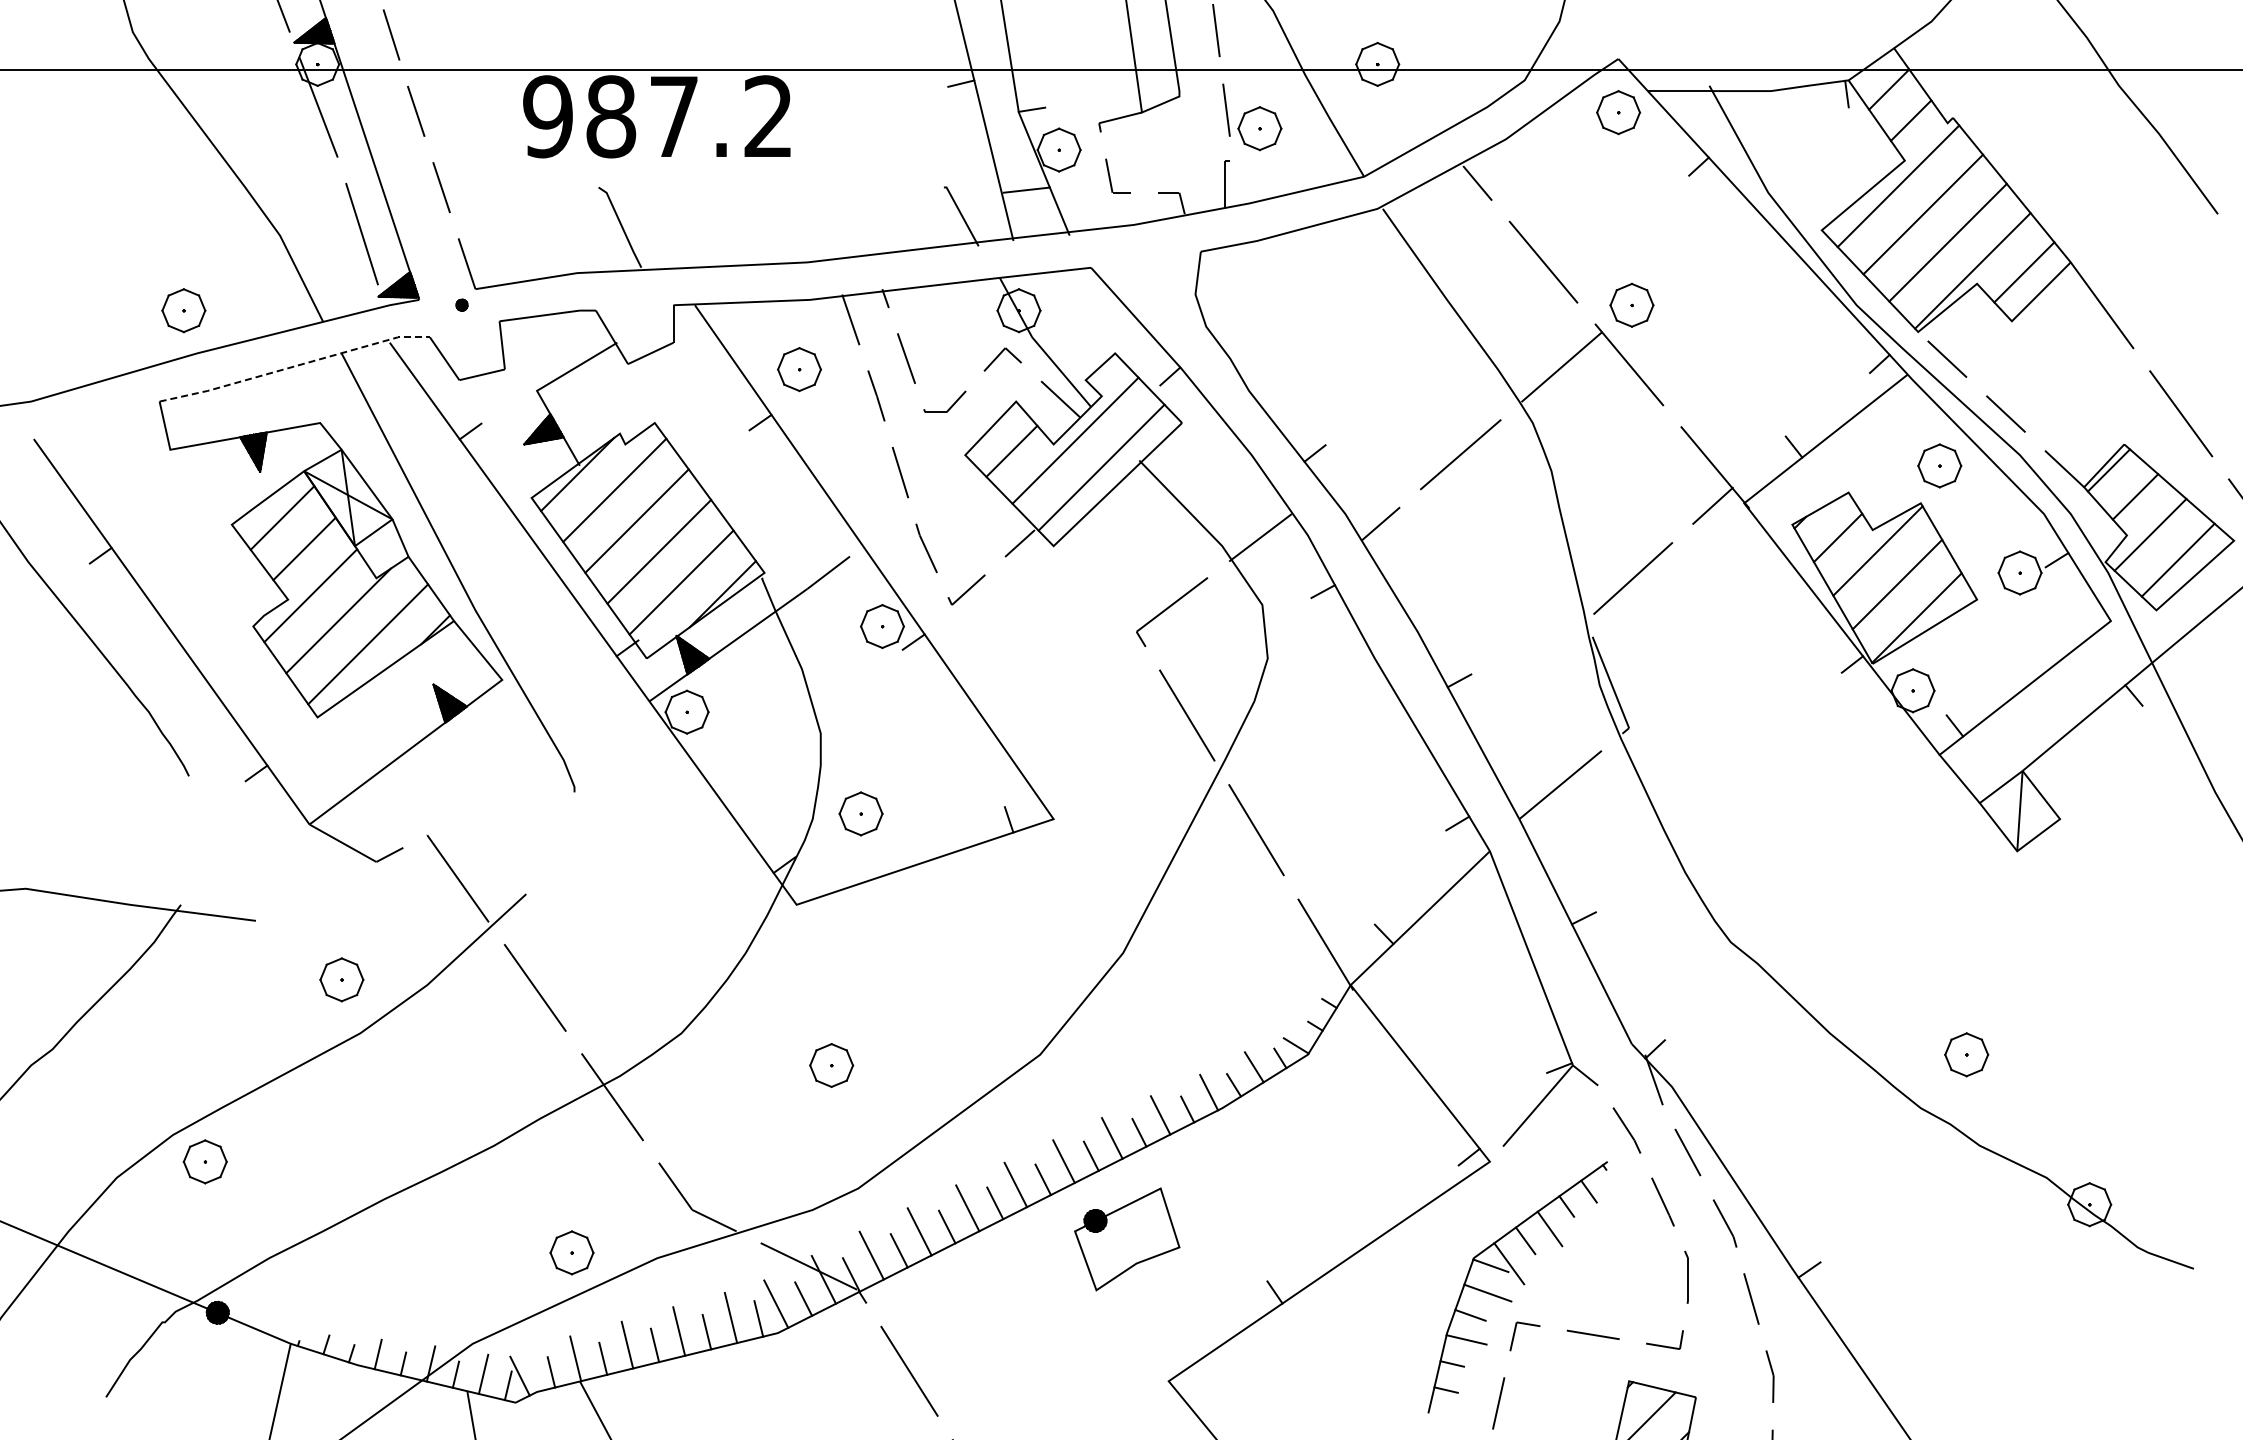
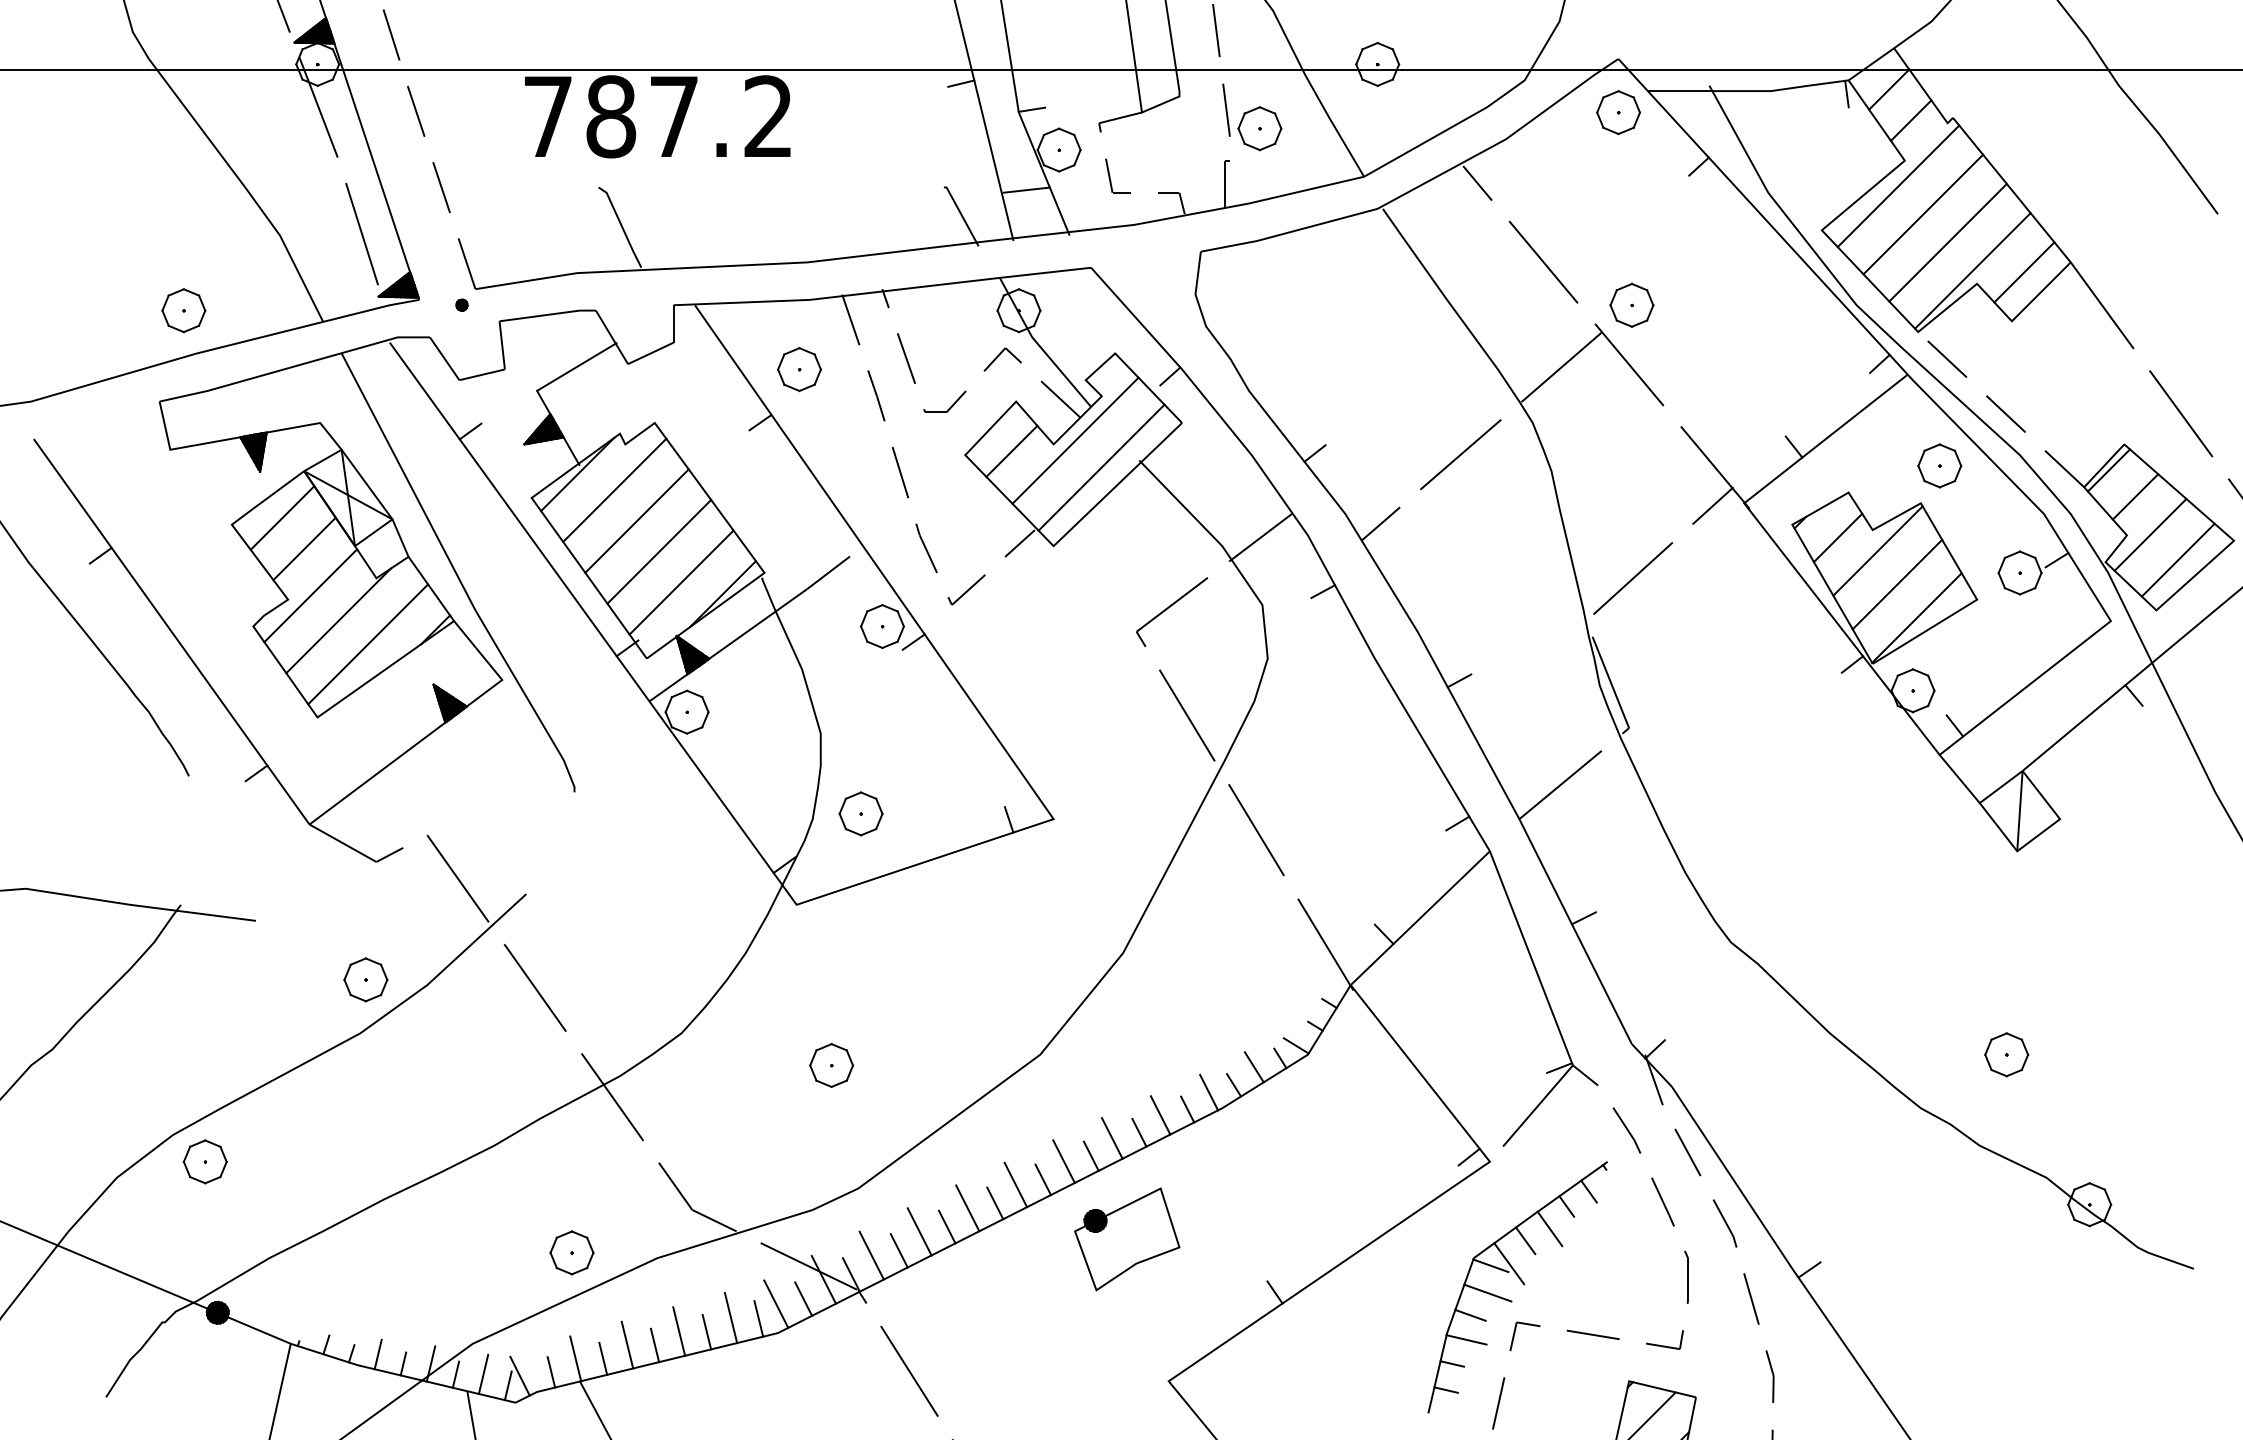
text: 987.2 -> 787.2 (547, 116)
line: dashed -> solid (295, 366)
part position: (341, 979) -> (365, 979) (365, 979)
part position: (1966, 1054) -> (2006, 1054) (2006, 1054)
